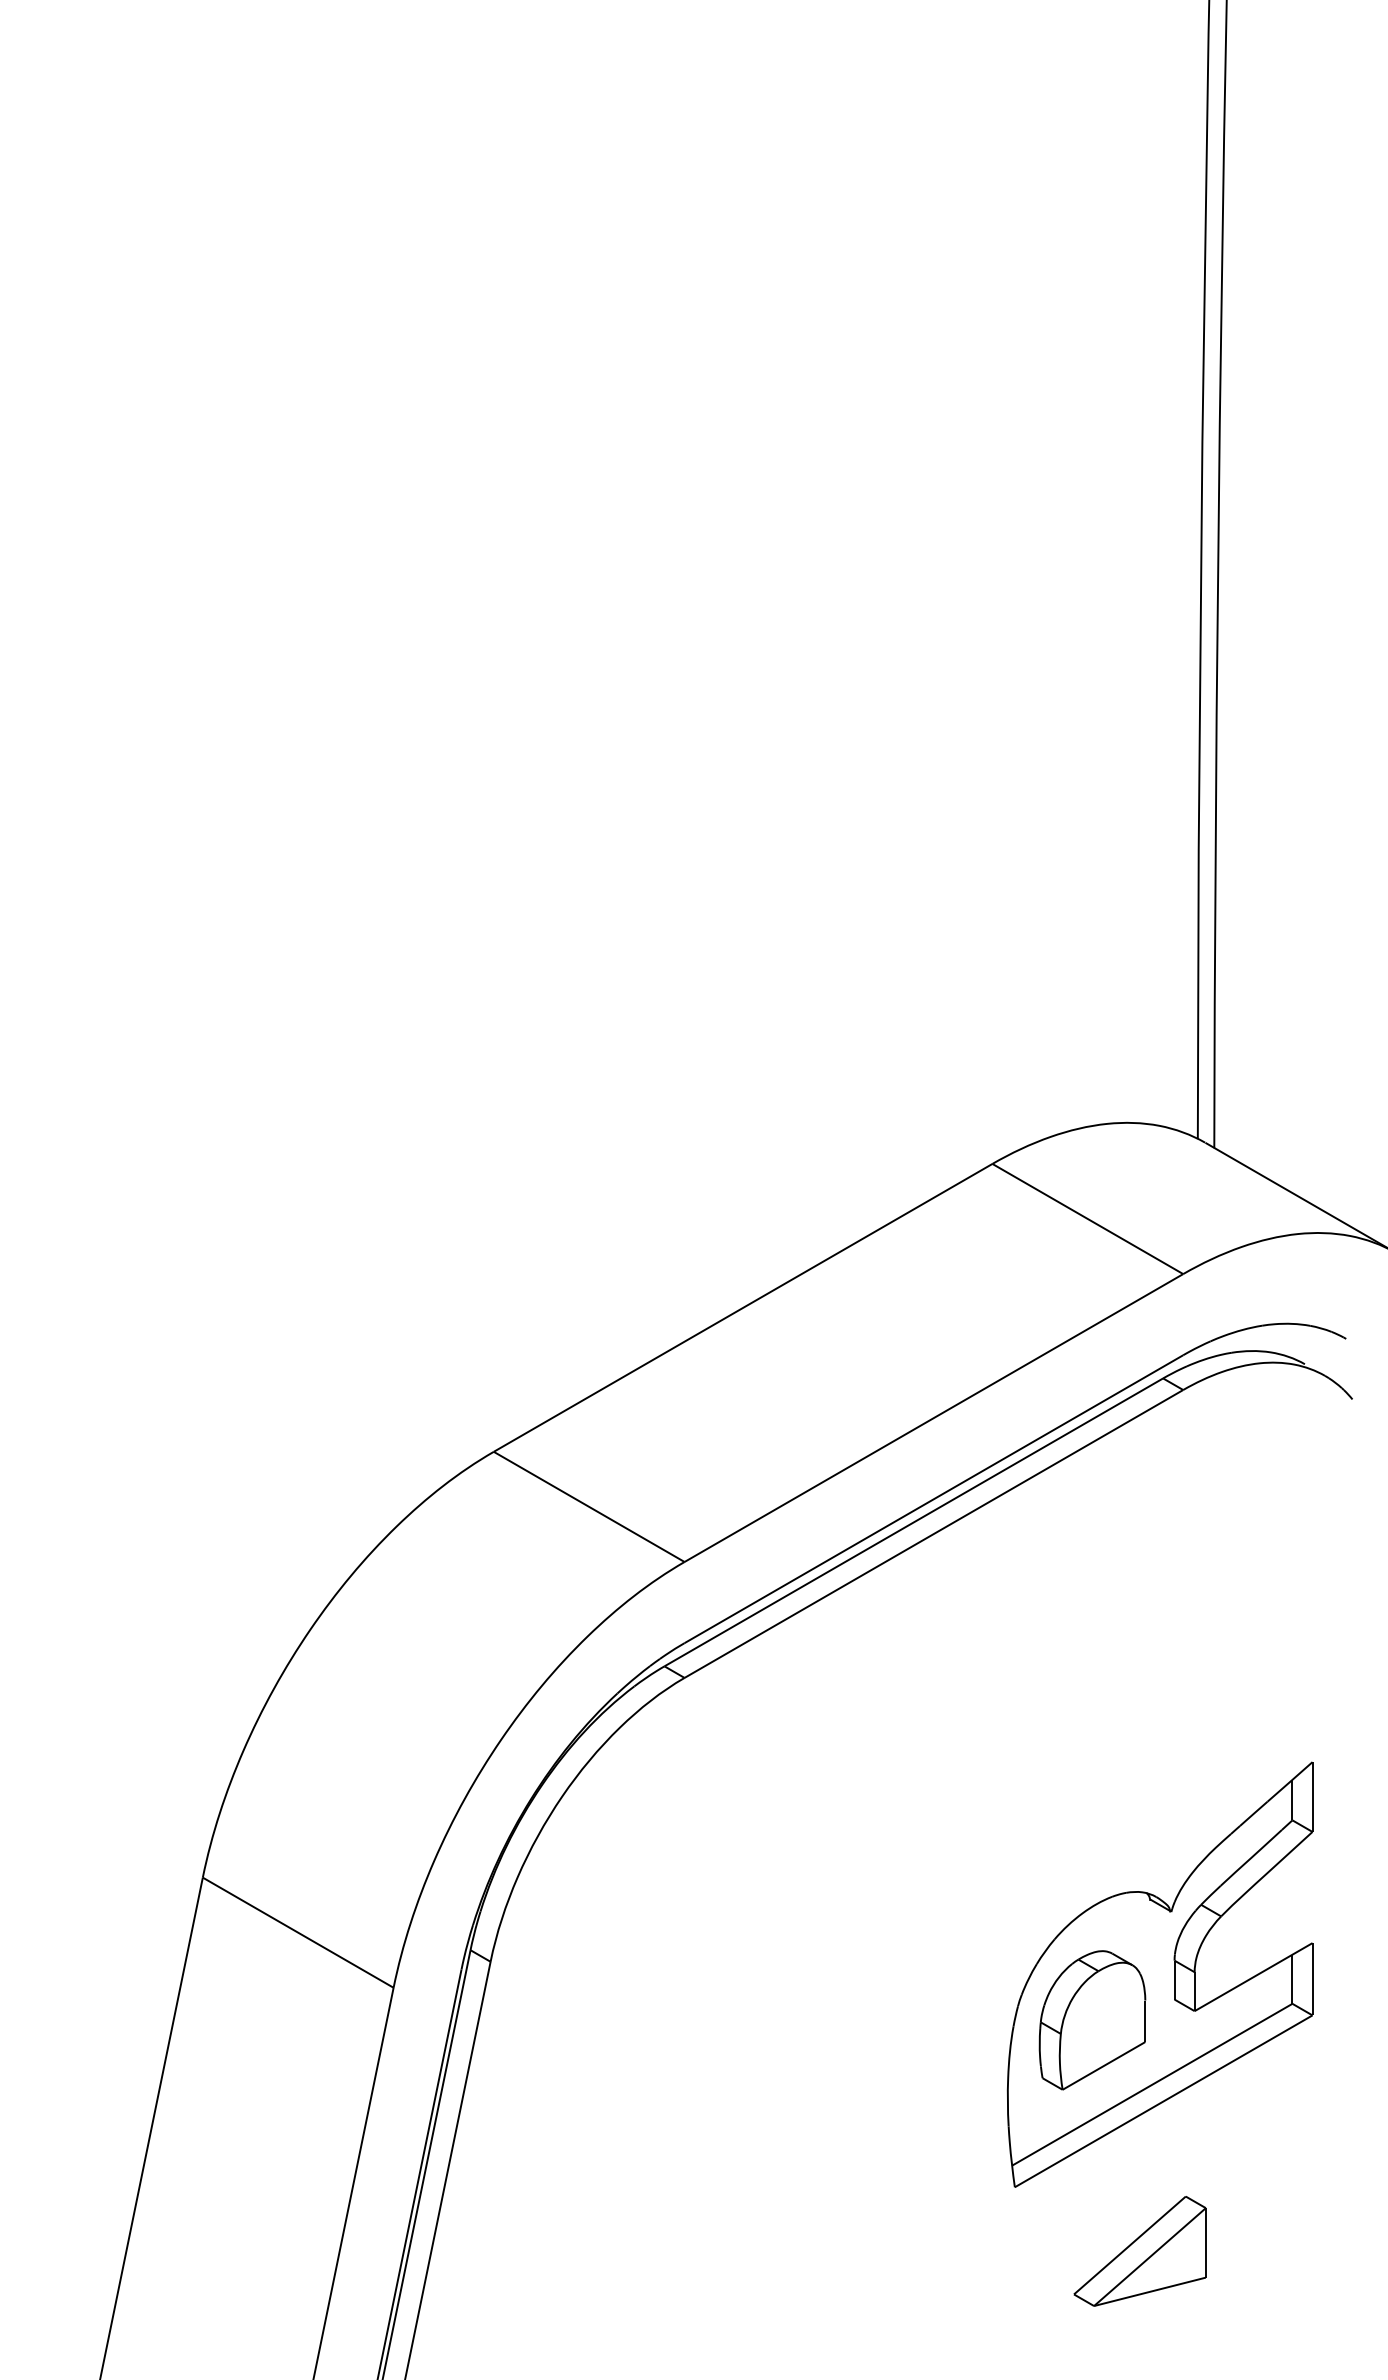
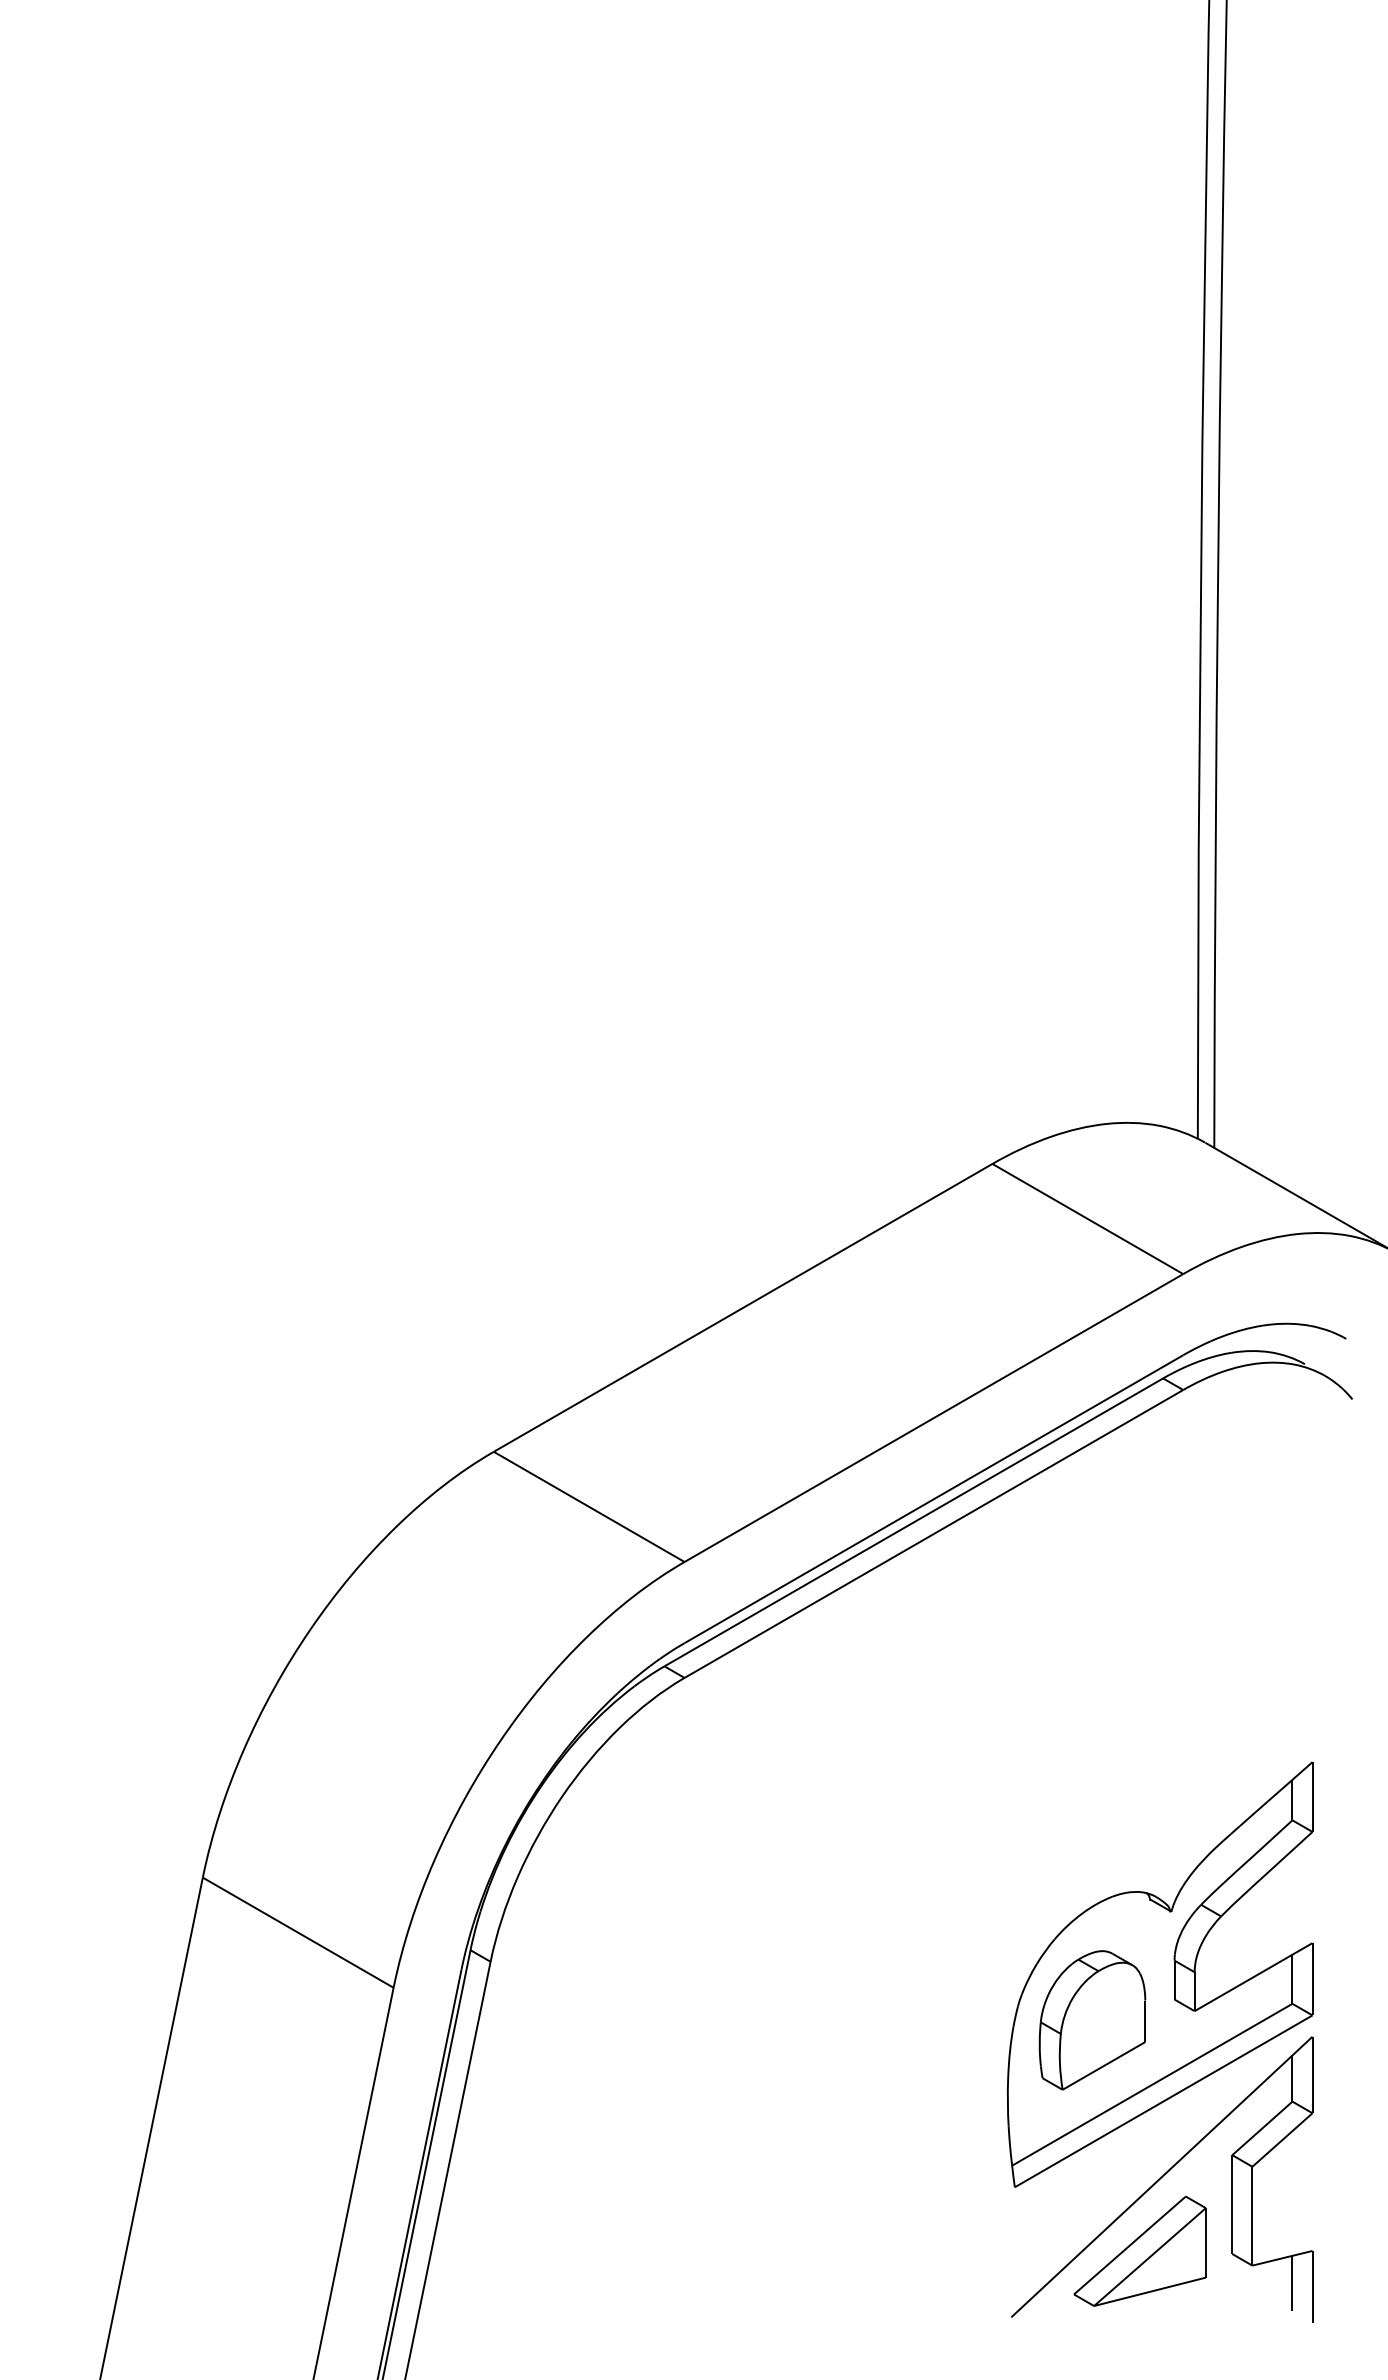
part: none -> present (1162, 2179)
